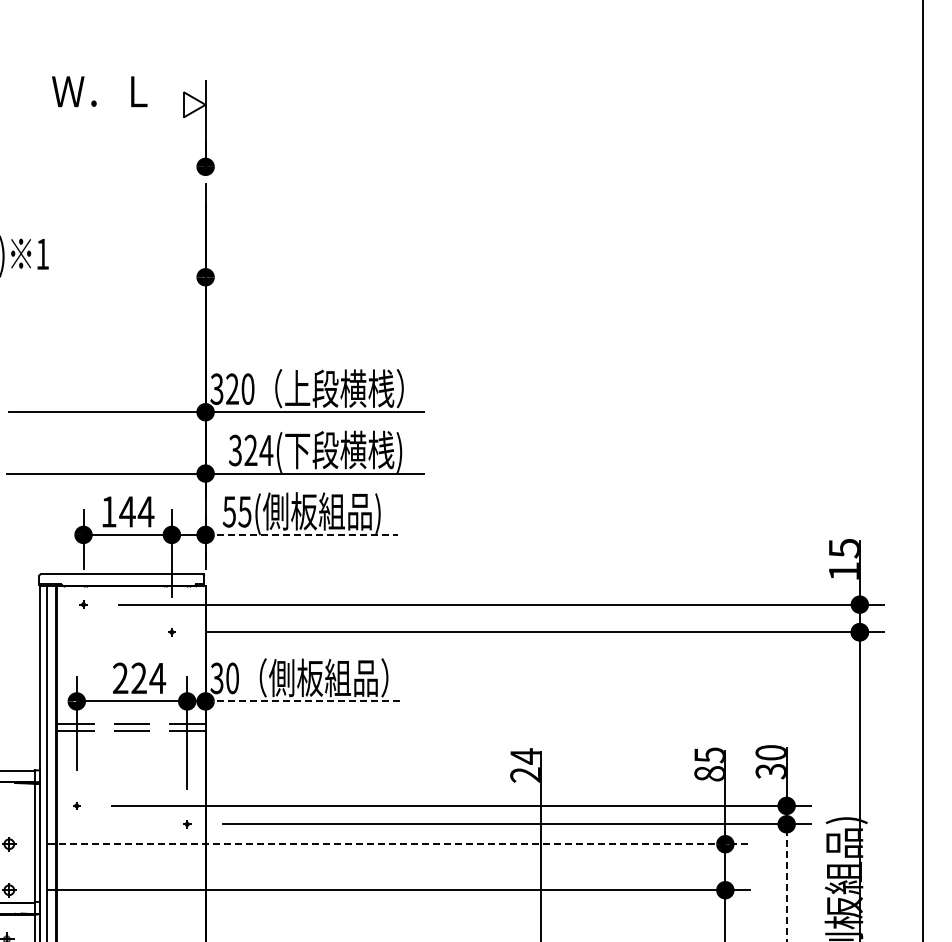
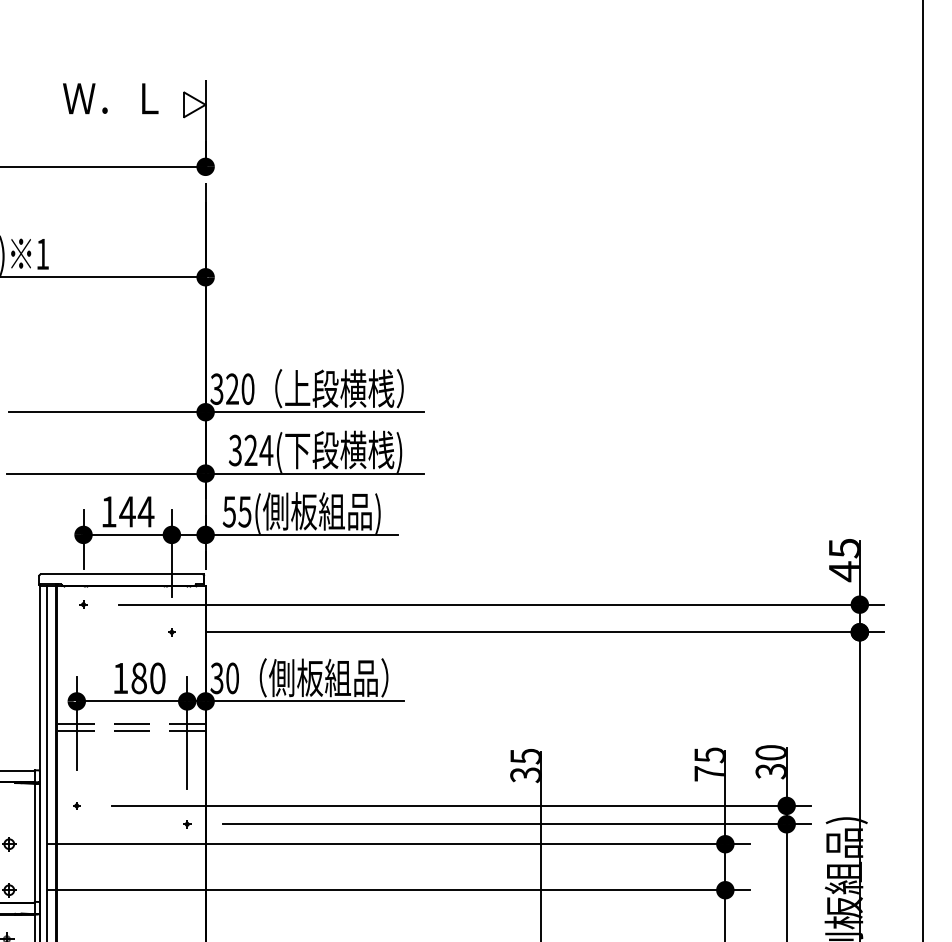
text position: (99, 91) -> (110, 98) (110, 98)
line: none -> present (103, 166)
line: none -> present (103, 277)
line: dashed -> solid (302, 534)
text: 15 -> 45 (843, 571)
text: 224 -> 180 (139, 678)
line: dashed -> solid (305, 701)
text: 24 -> 35 (524, 765)
text: 85 -> 75 (708, 773)
line: dashed -> solid (399, 844)
line: dashed -> solid (786, 882)
